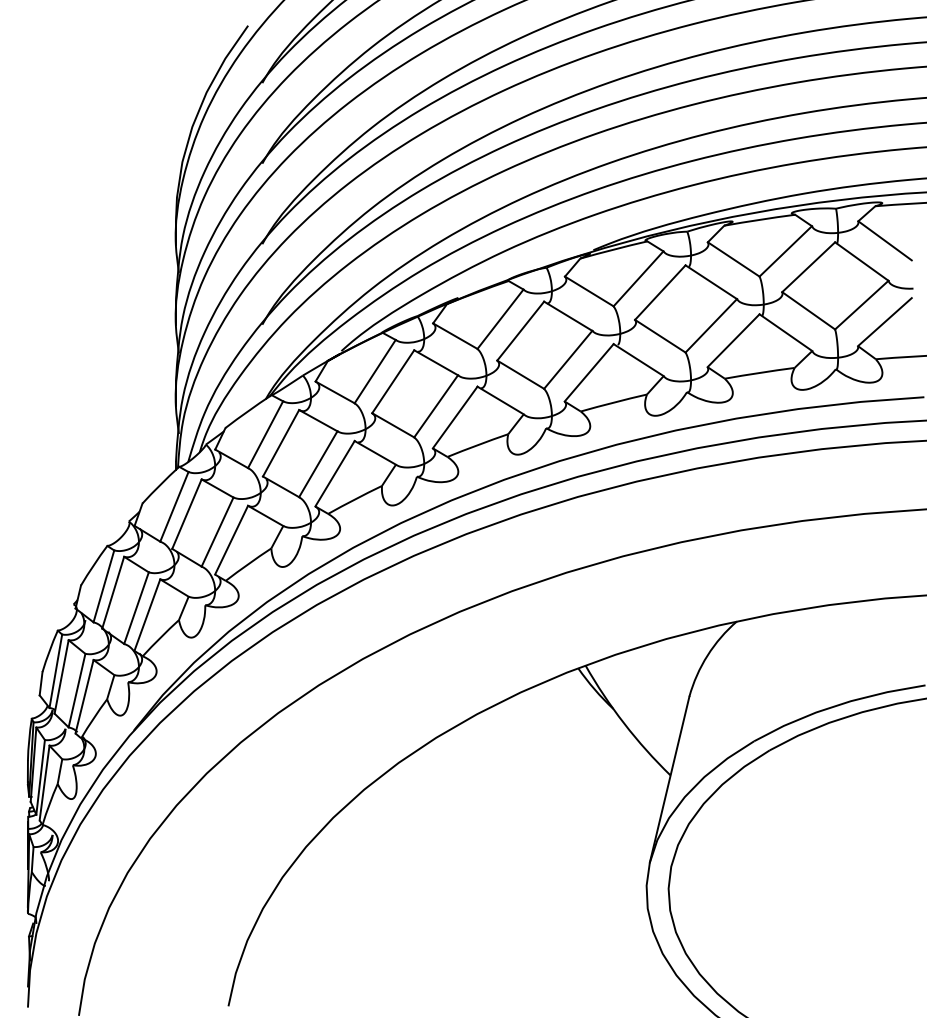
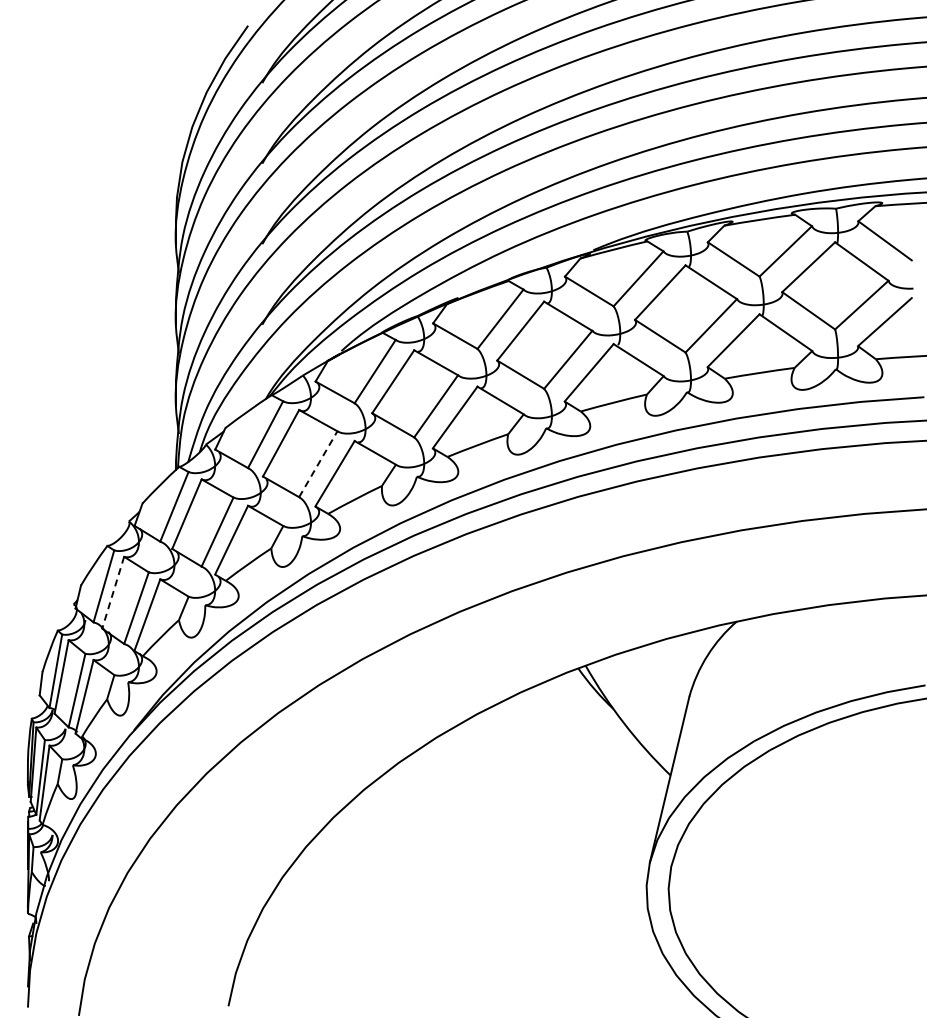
line: solid -> dashed (318, 463)
line: solid -> dashed (113, 592)
